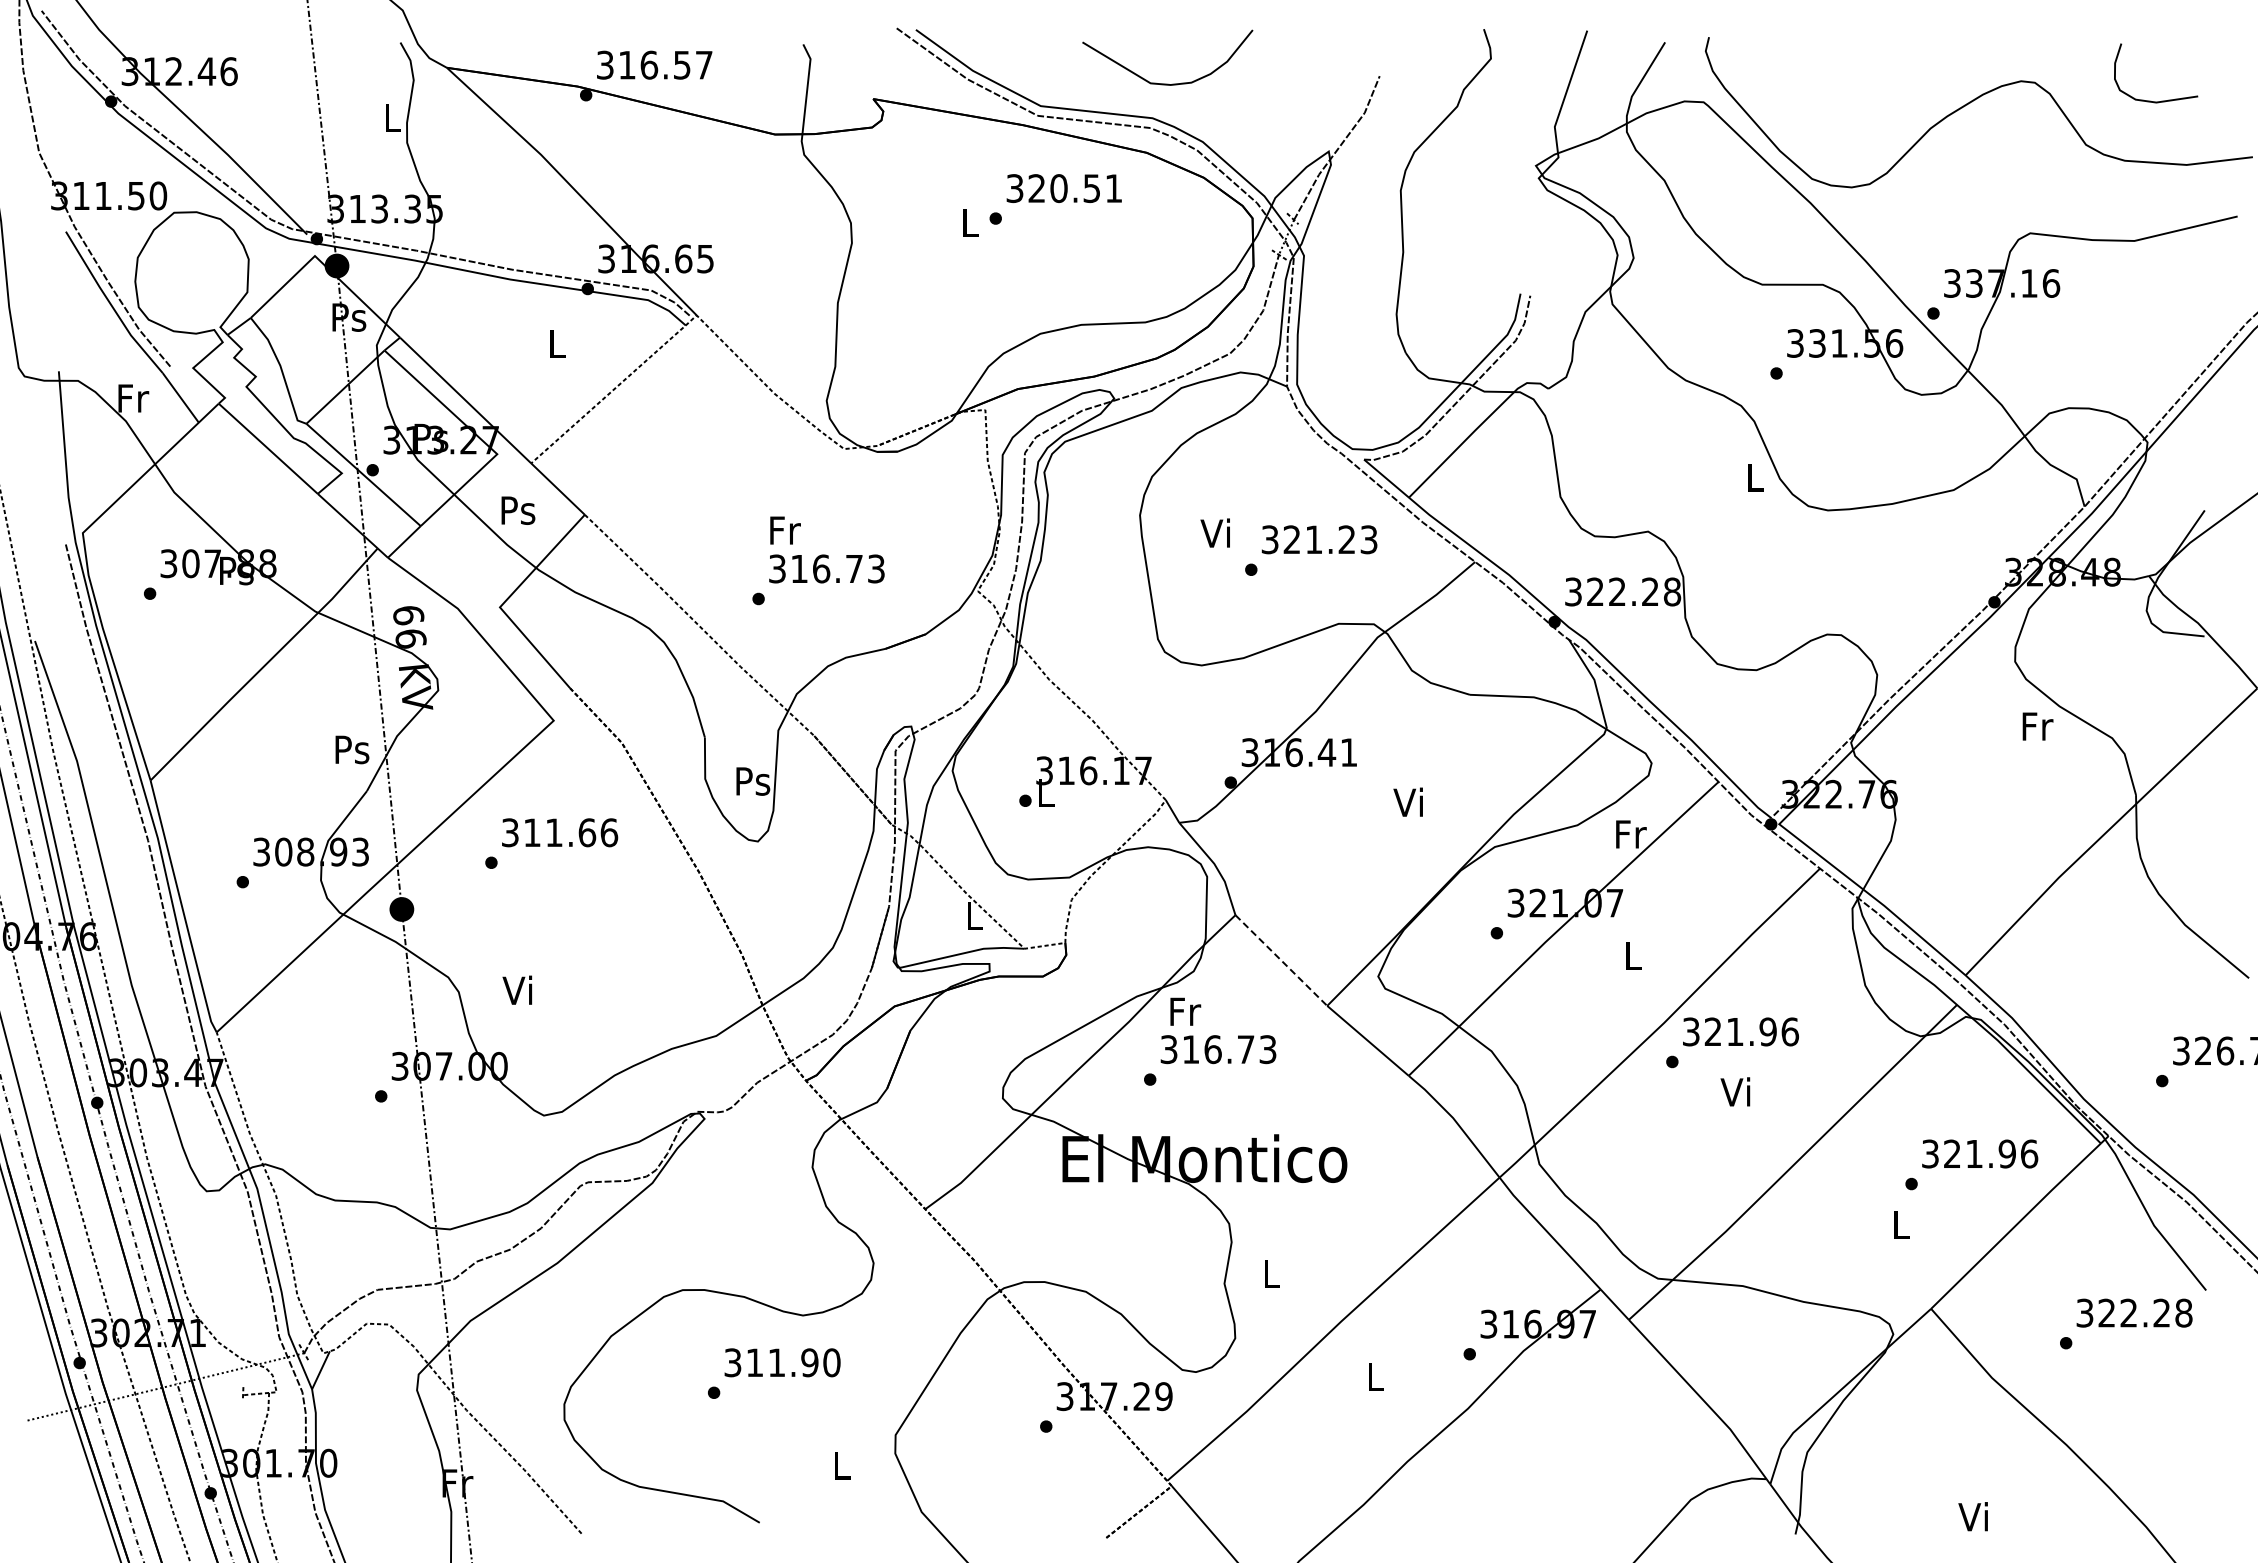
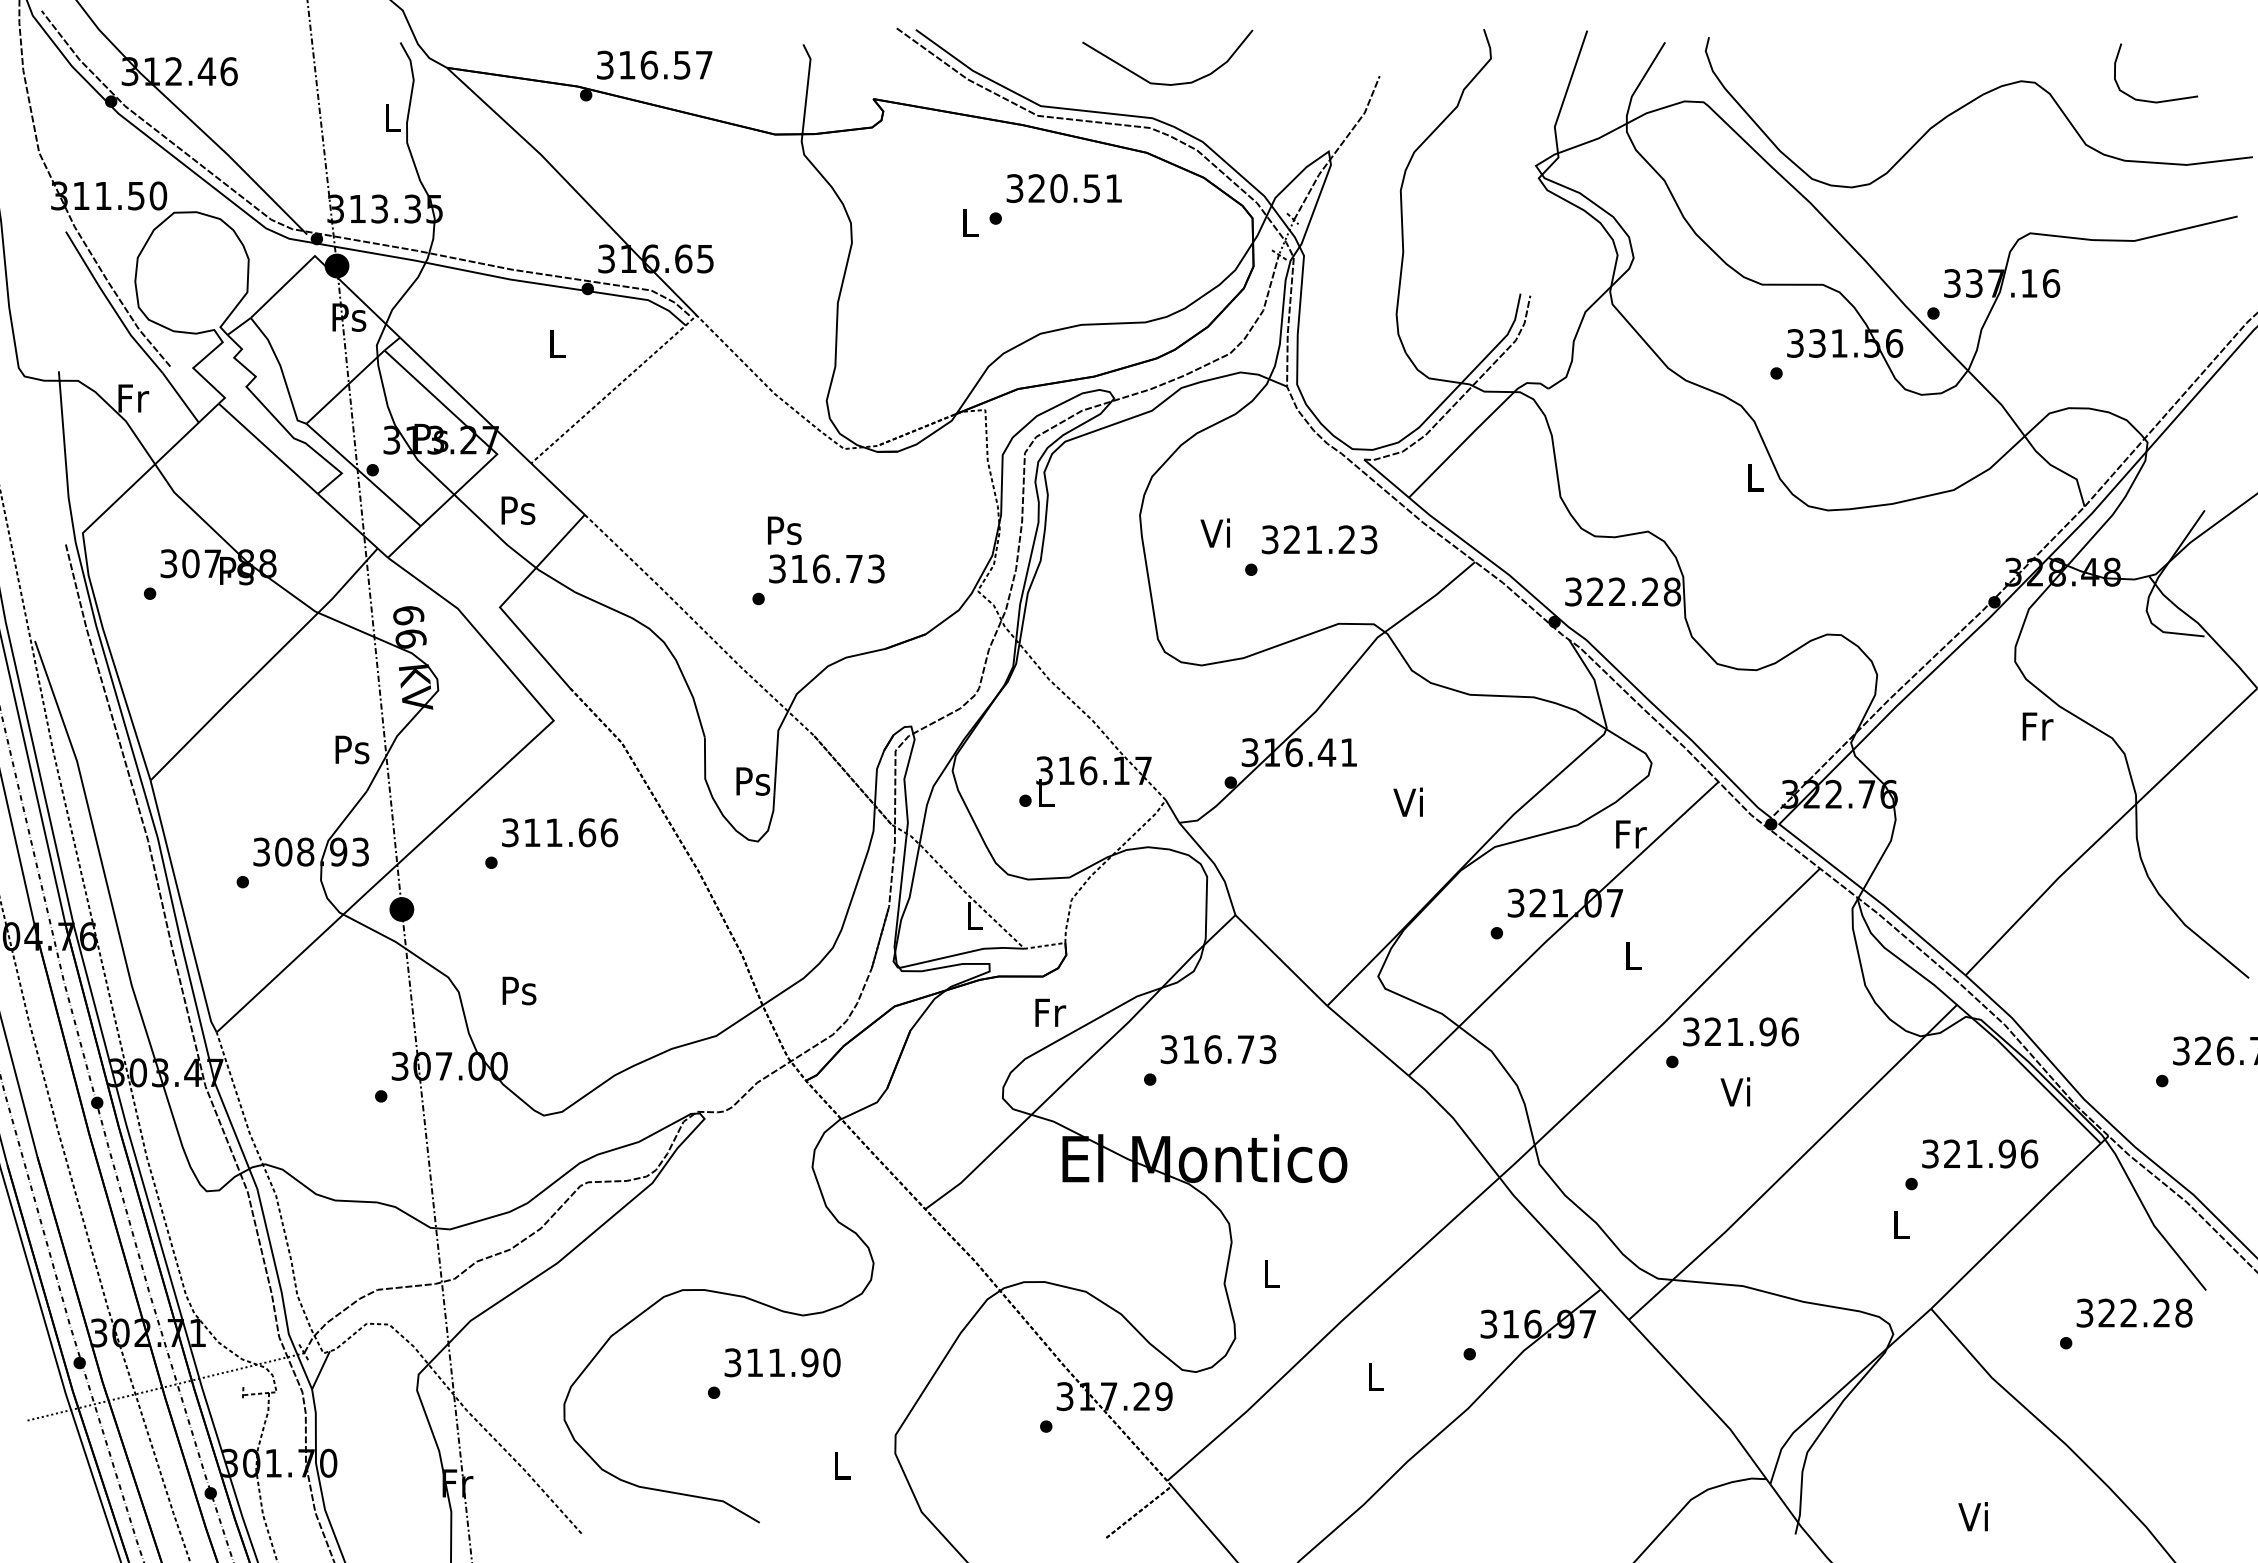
text: Fr -> Ps (784, 530)
line: dashed -> solid (1281, 960)
text: Vi -> Ps (519, 990)
text position: (1185, 1011) -> (1050, 1012) (1050, 1012)
